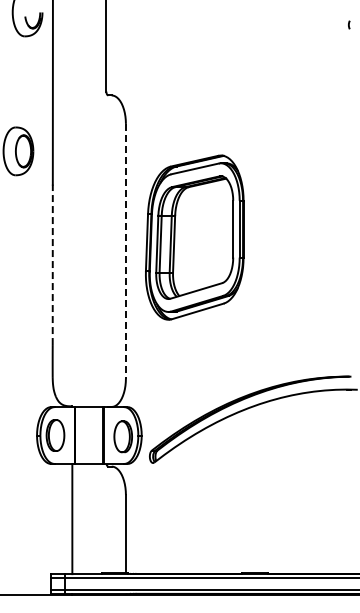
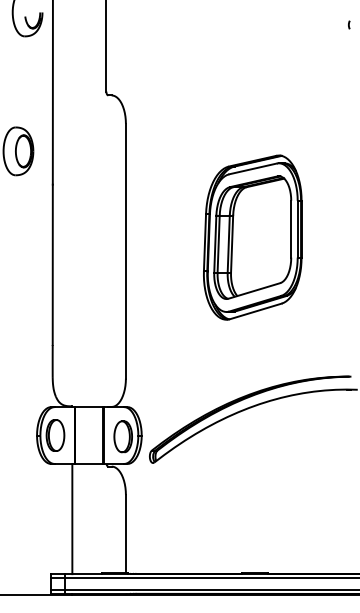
part position: (194, 237) -> (252, 237) (252, 237)
line: dashed -> solid (125, 251)
line: dashed -> solid (52, 264)
